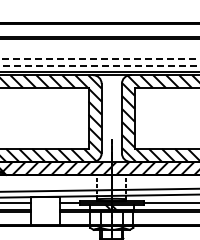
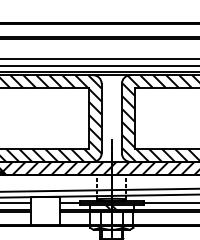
line: dashed -> solid (99, 58)
line: dashed -> solid (99, 65)
